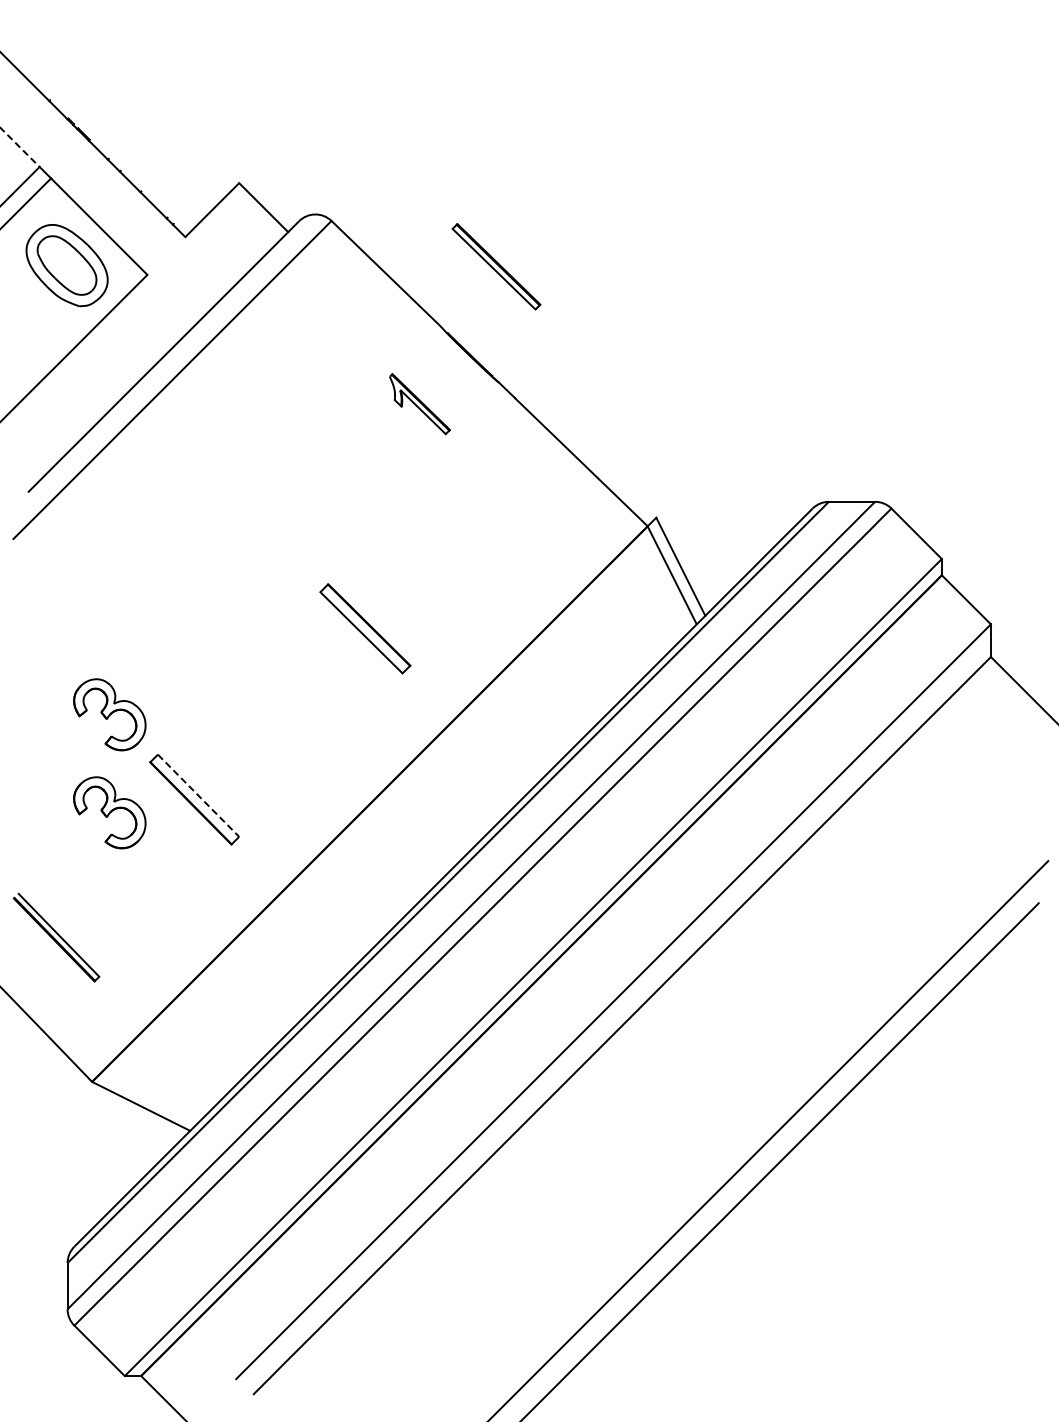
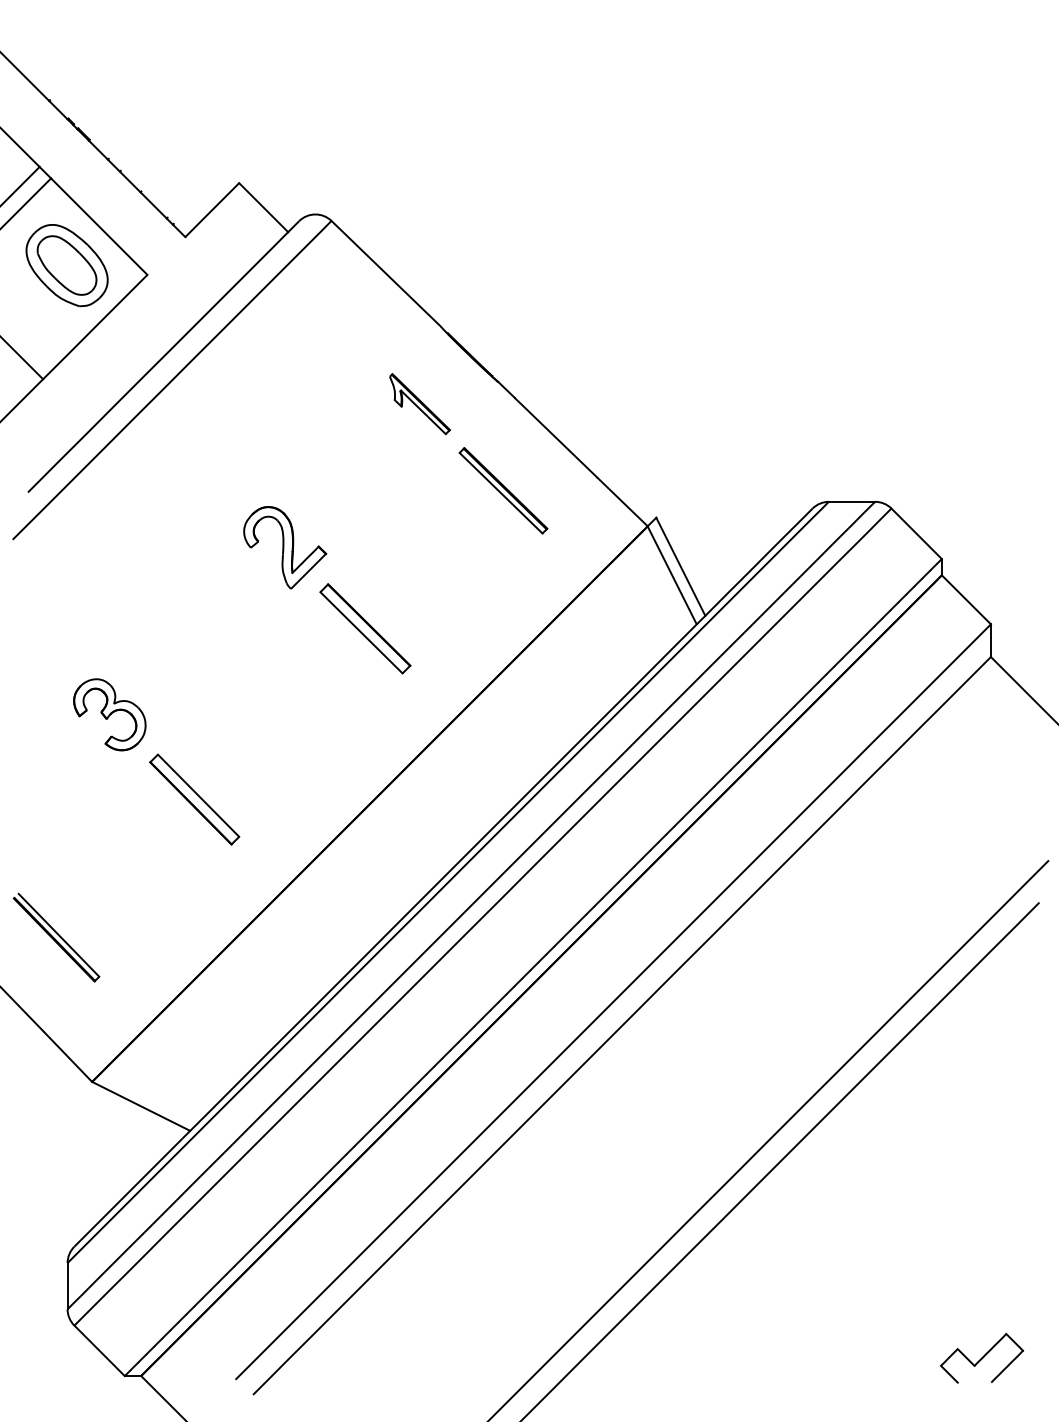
line: dashed -> solid (19, 147)
part position: (496, 266) -> (503, 490) (503, 490)
line: none -> present (22, 358)
part: none -> present (285, 547)
line: dashed -> solid (198, 795)
part: present -> none (109, 812)
part: none -> present (982, 1357)
